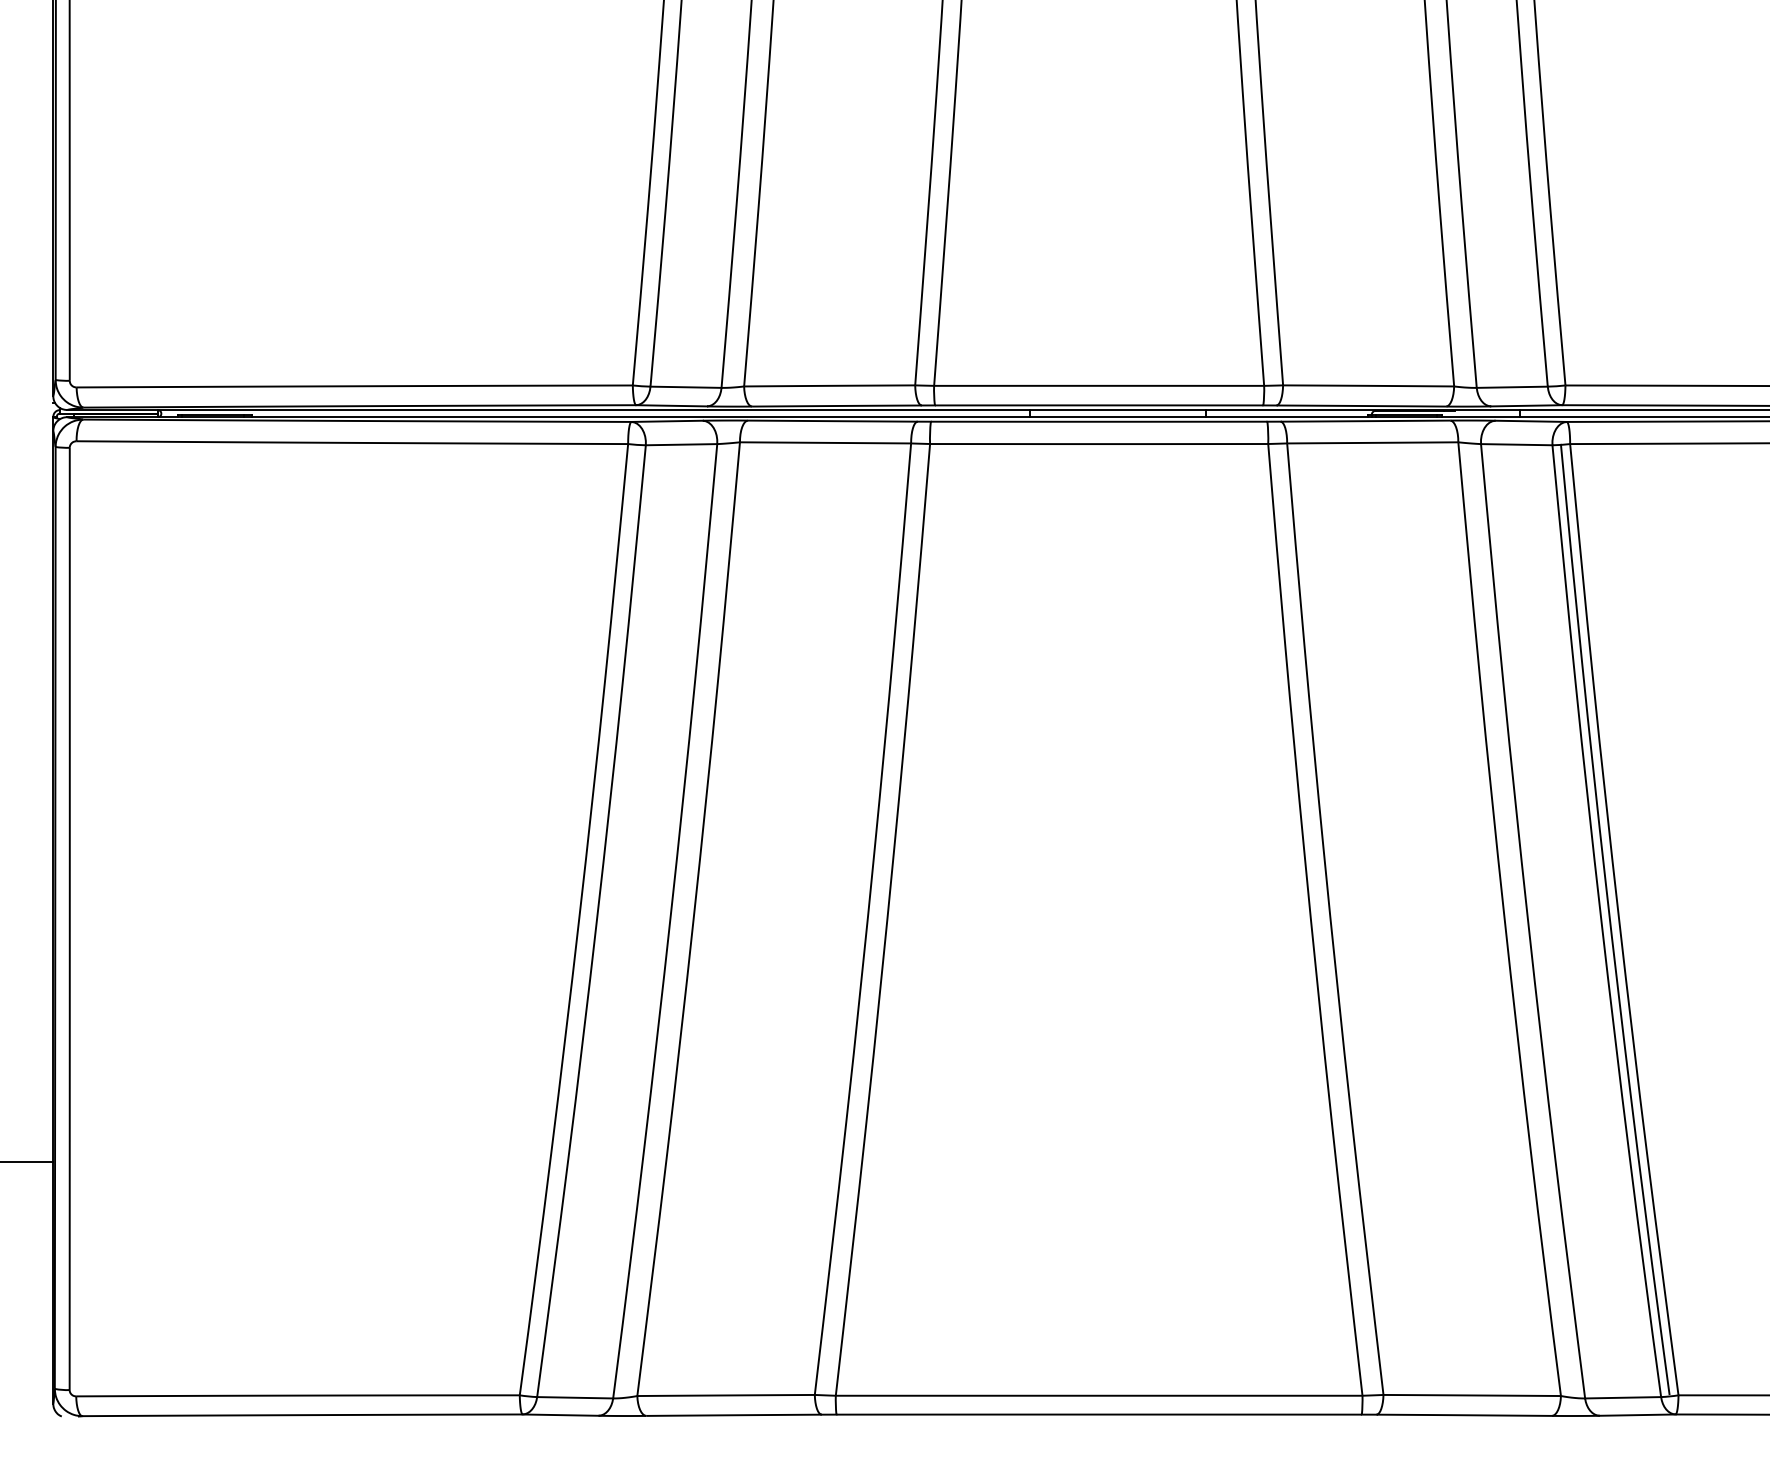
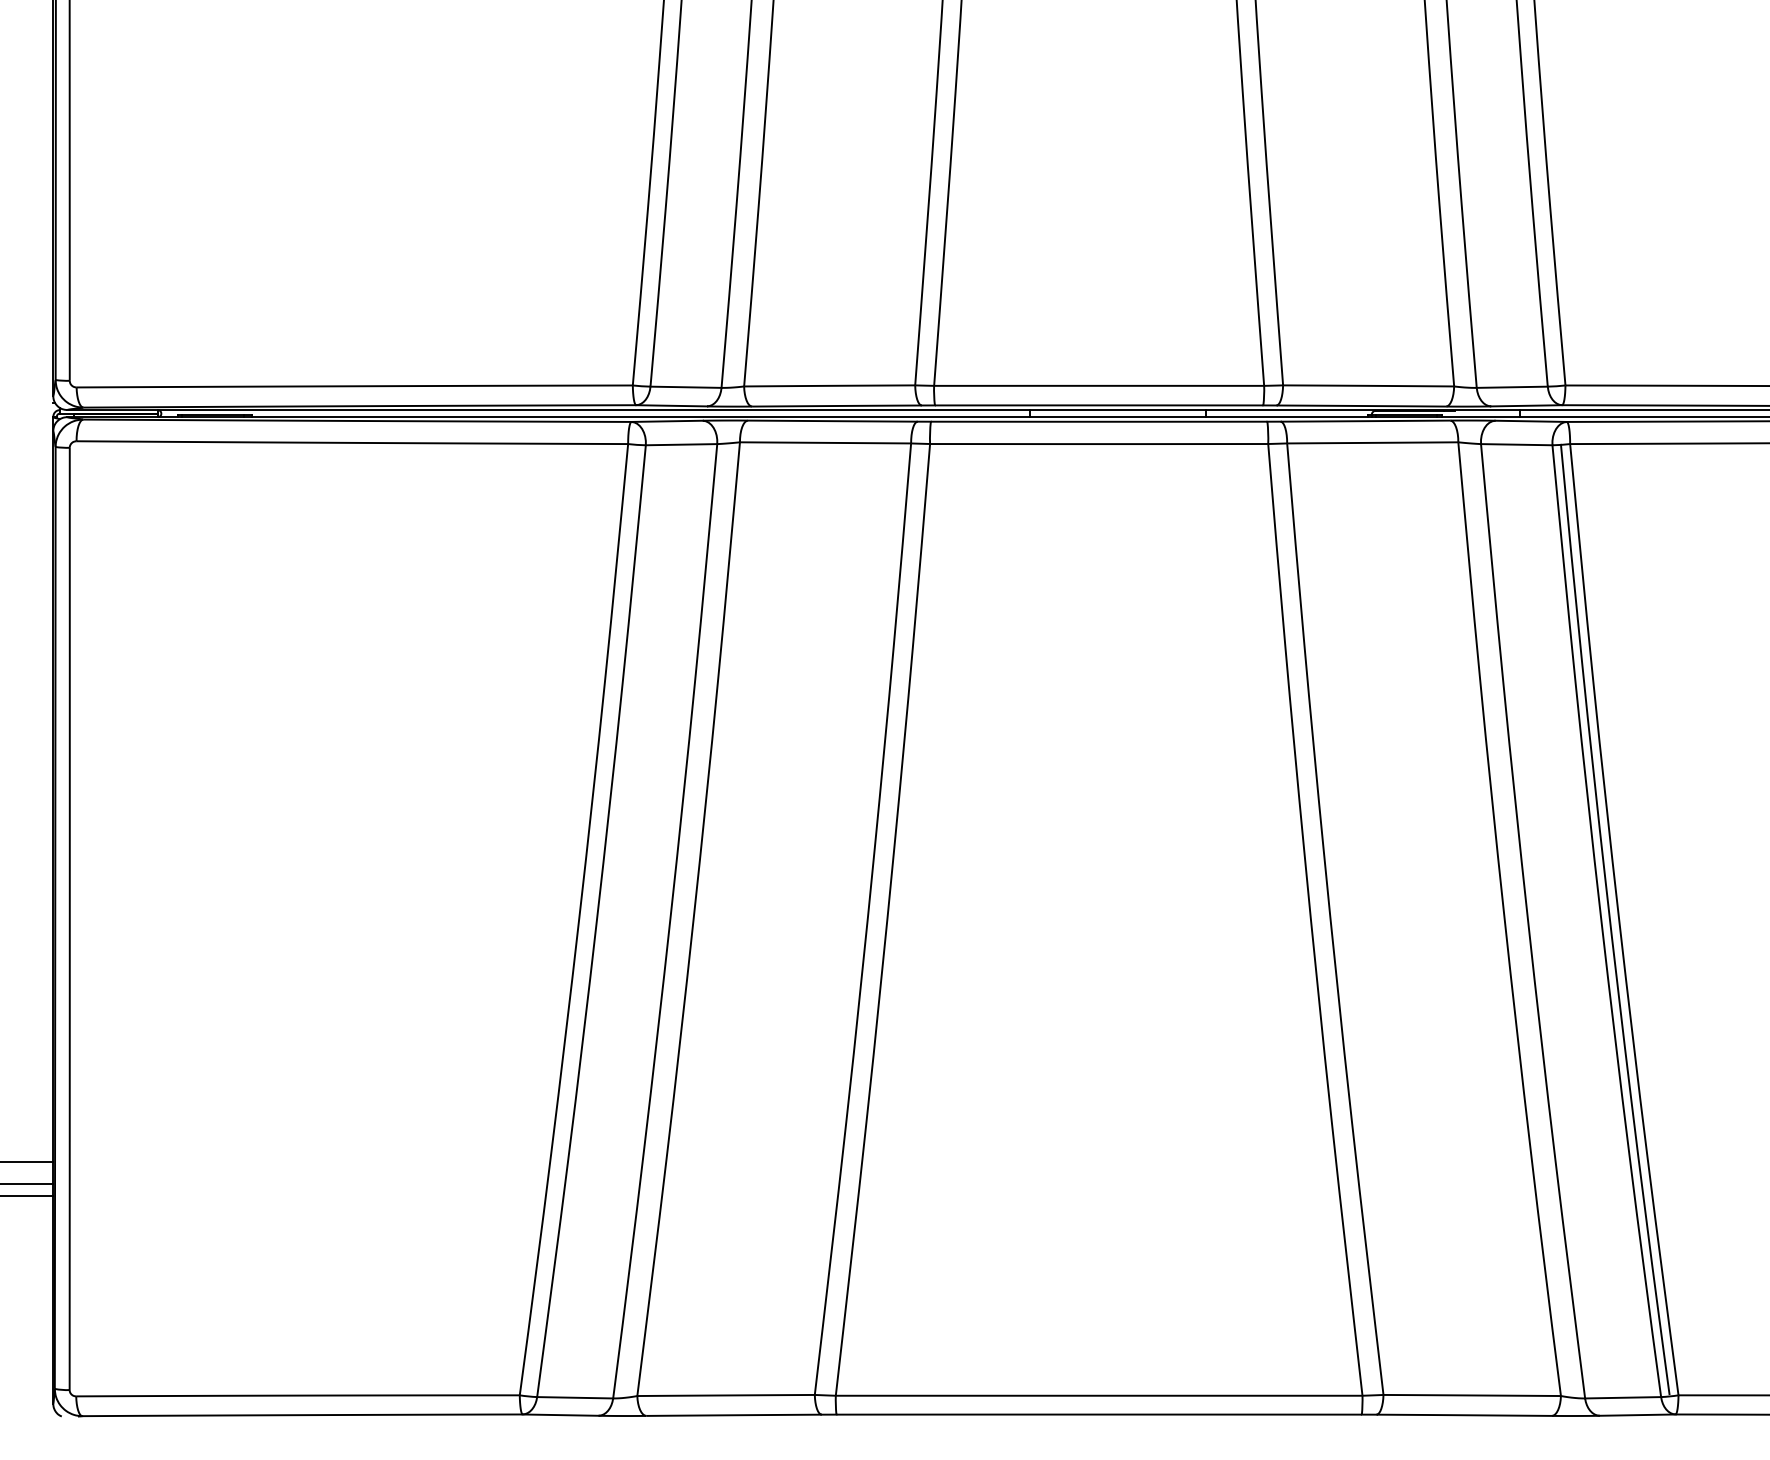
line: none -> present (27, 1183)
line: none -> present (27, 1195)
